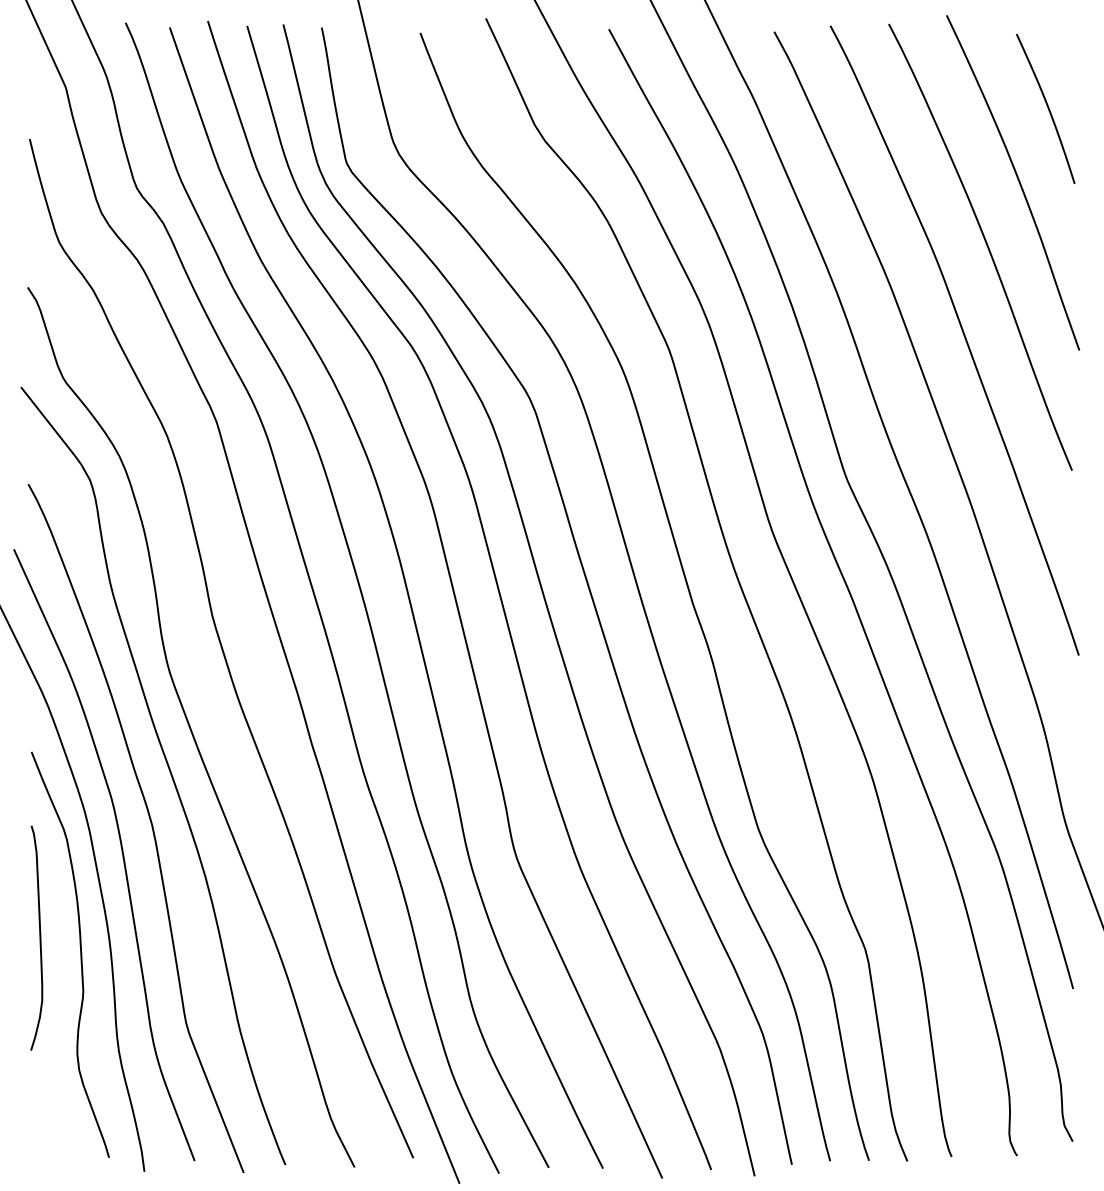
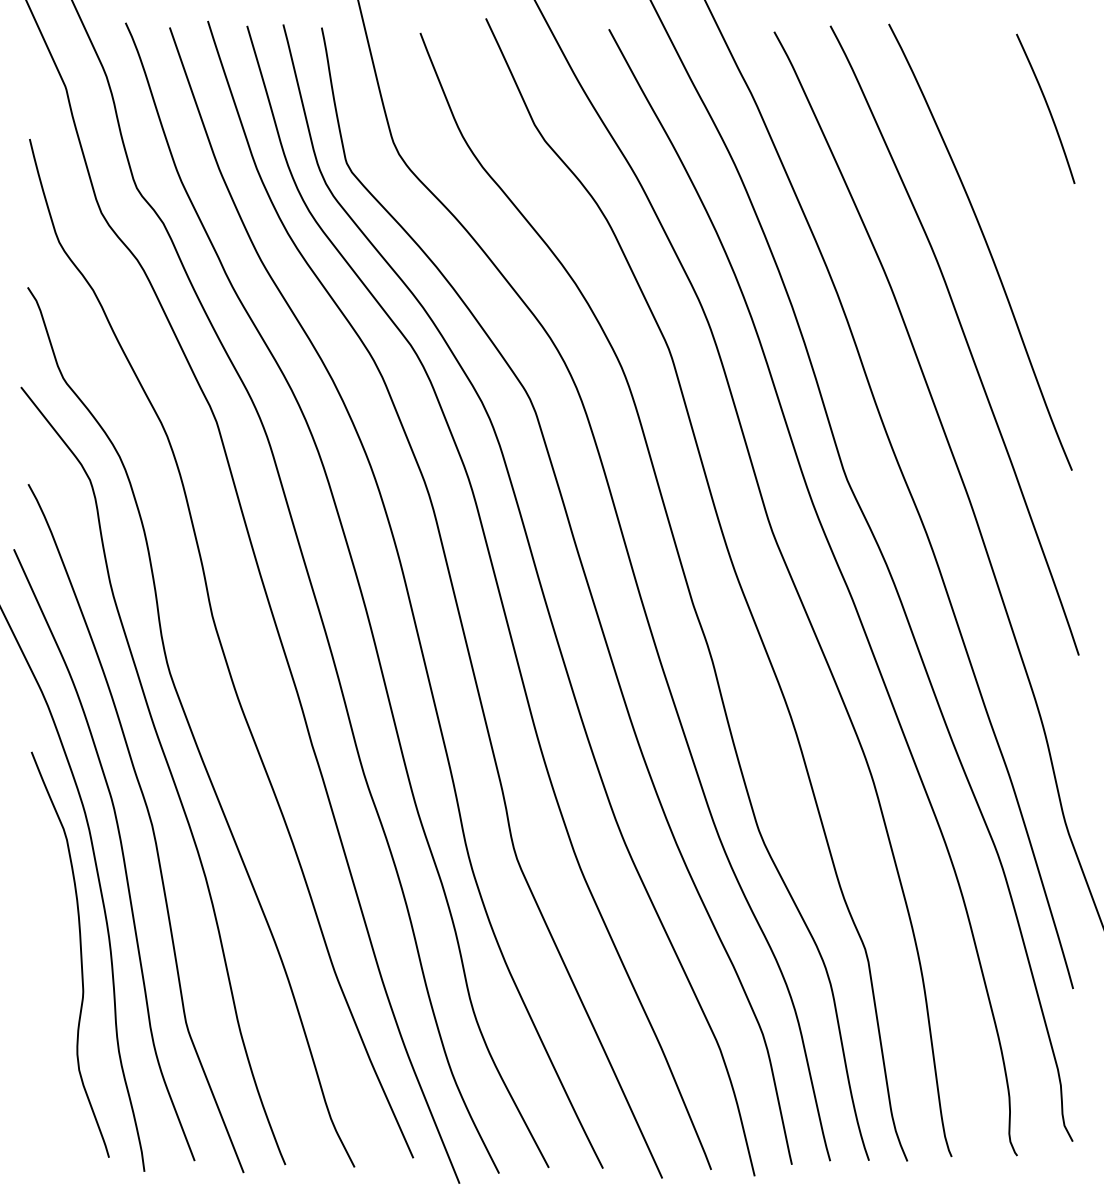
curve: present -> none (1017, 179)
curve: present -> none (39, 937)
